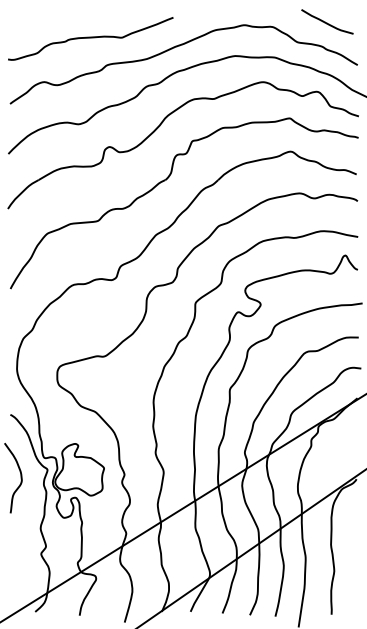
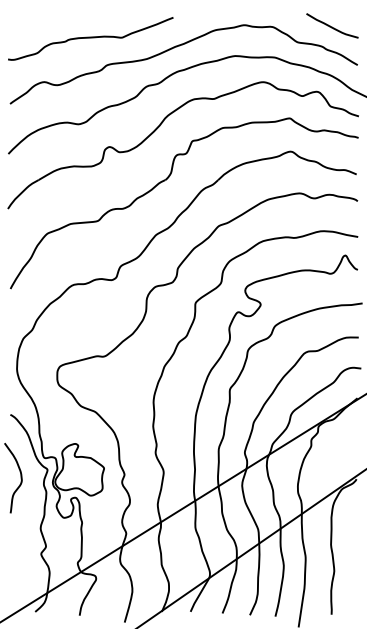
curve position: (327, 22) -> (332, 26) (332, 26)
